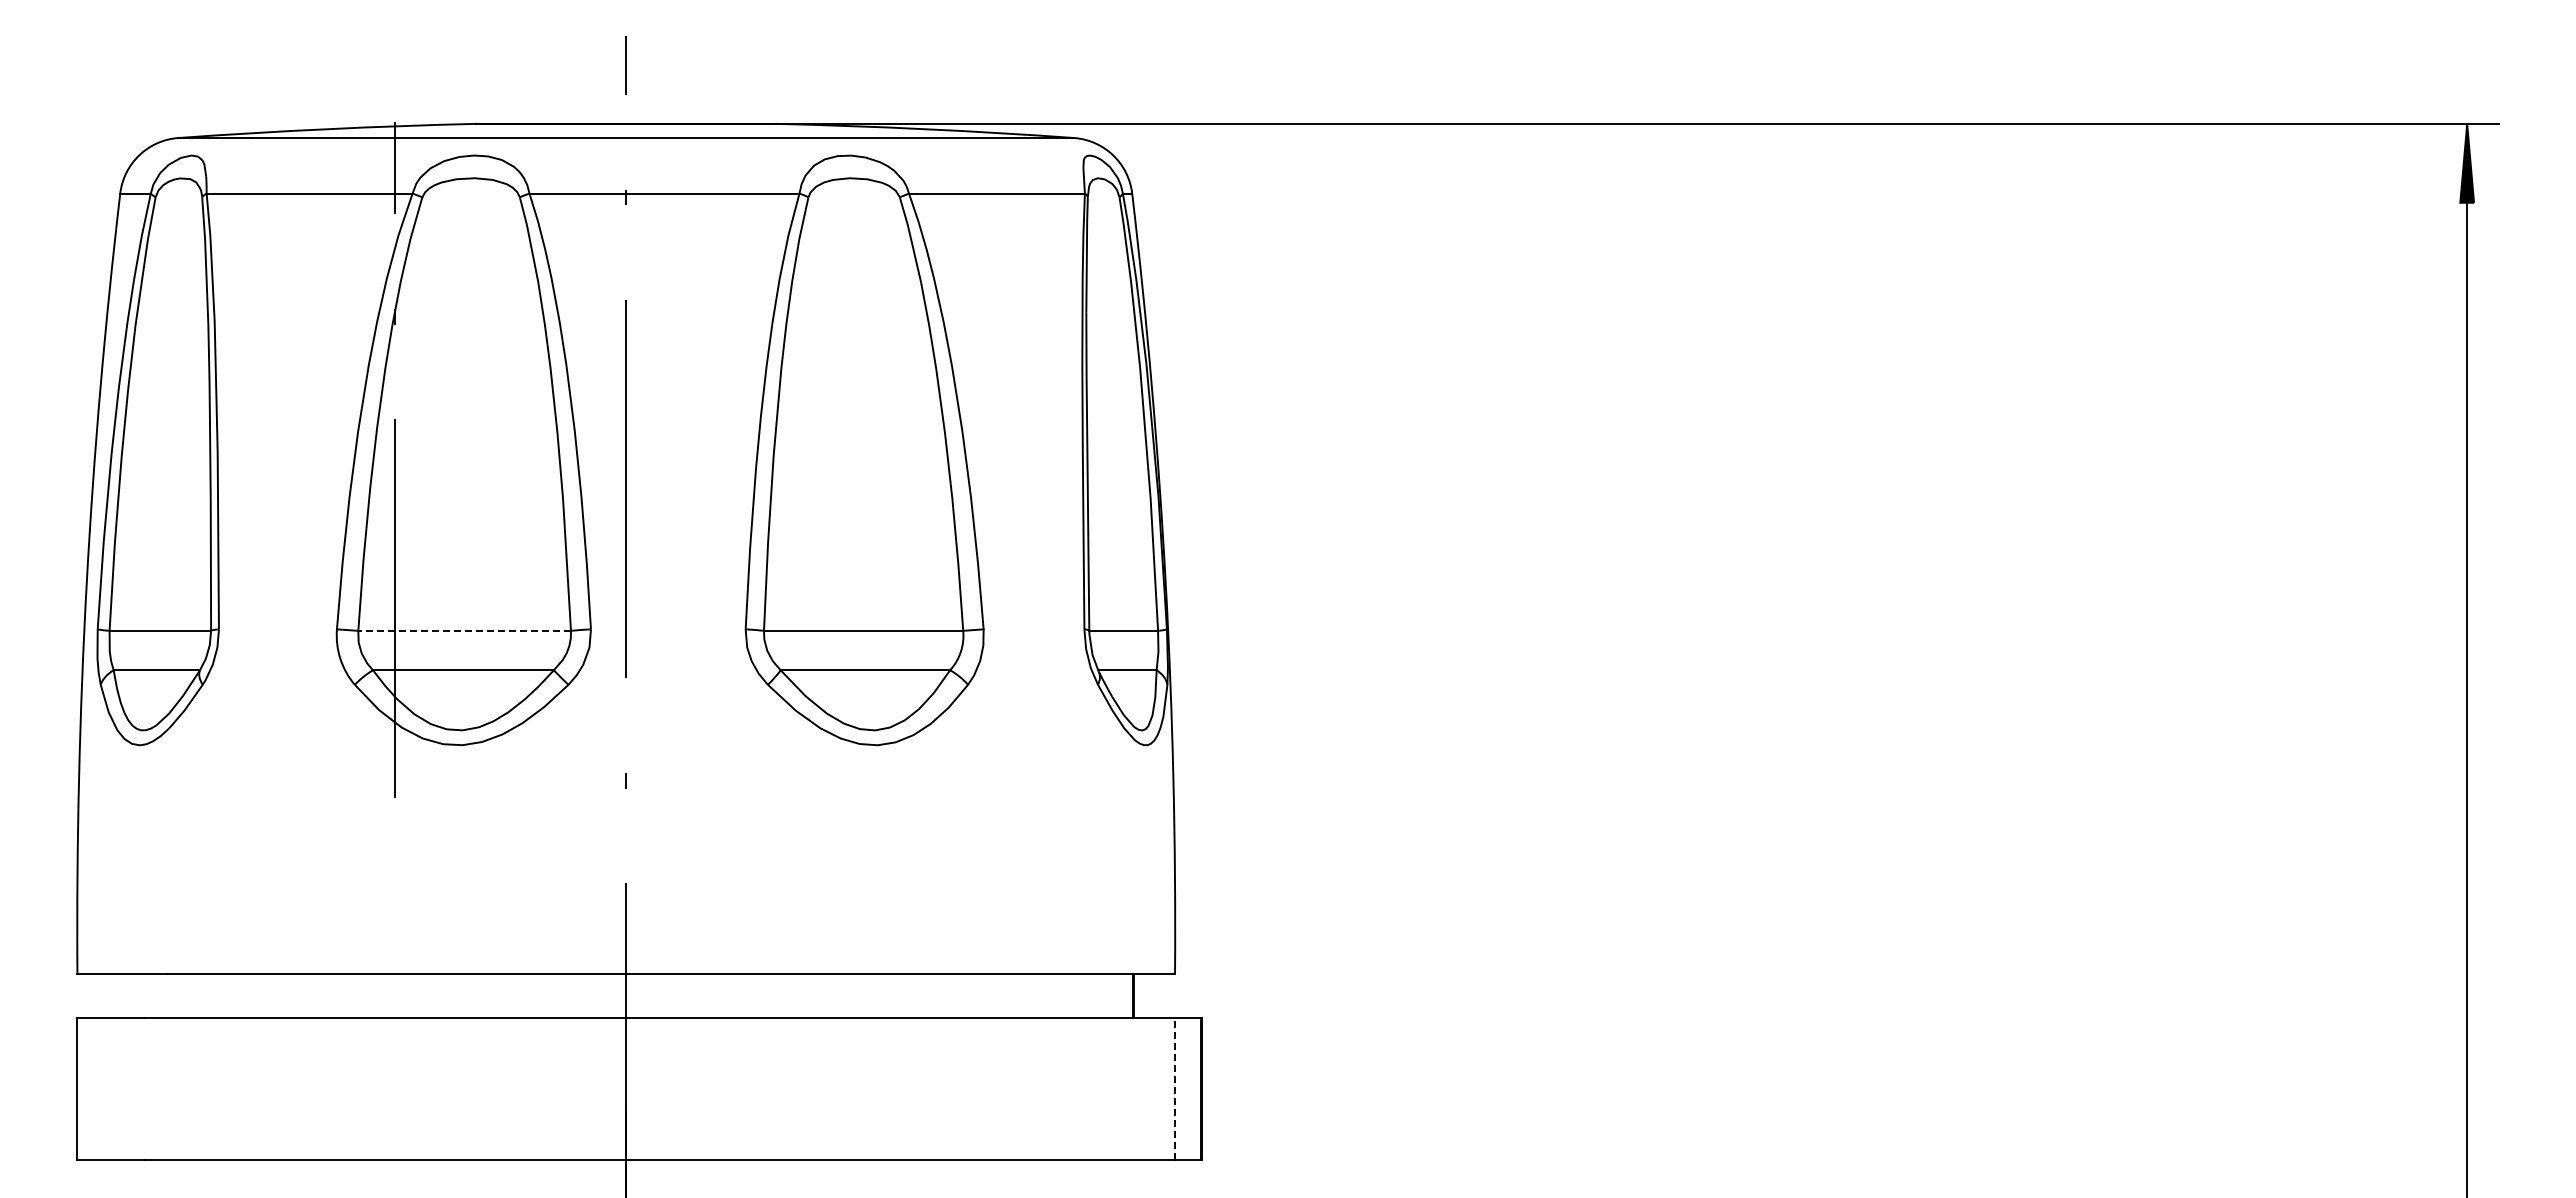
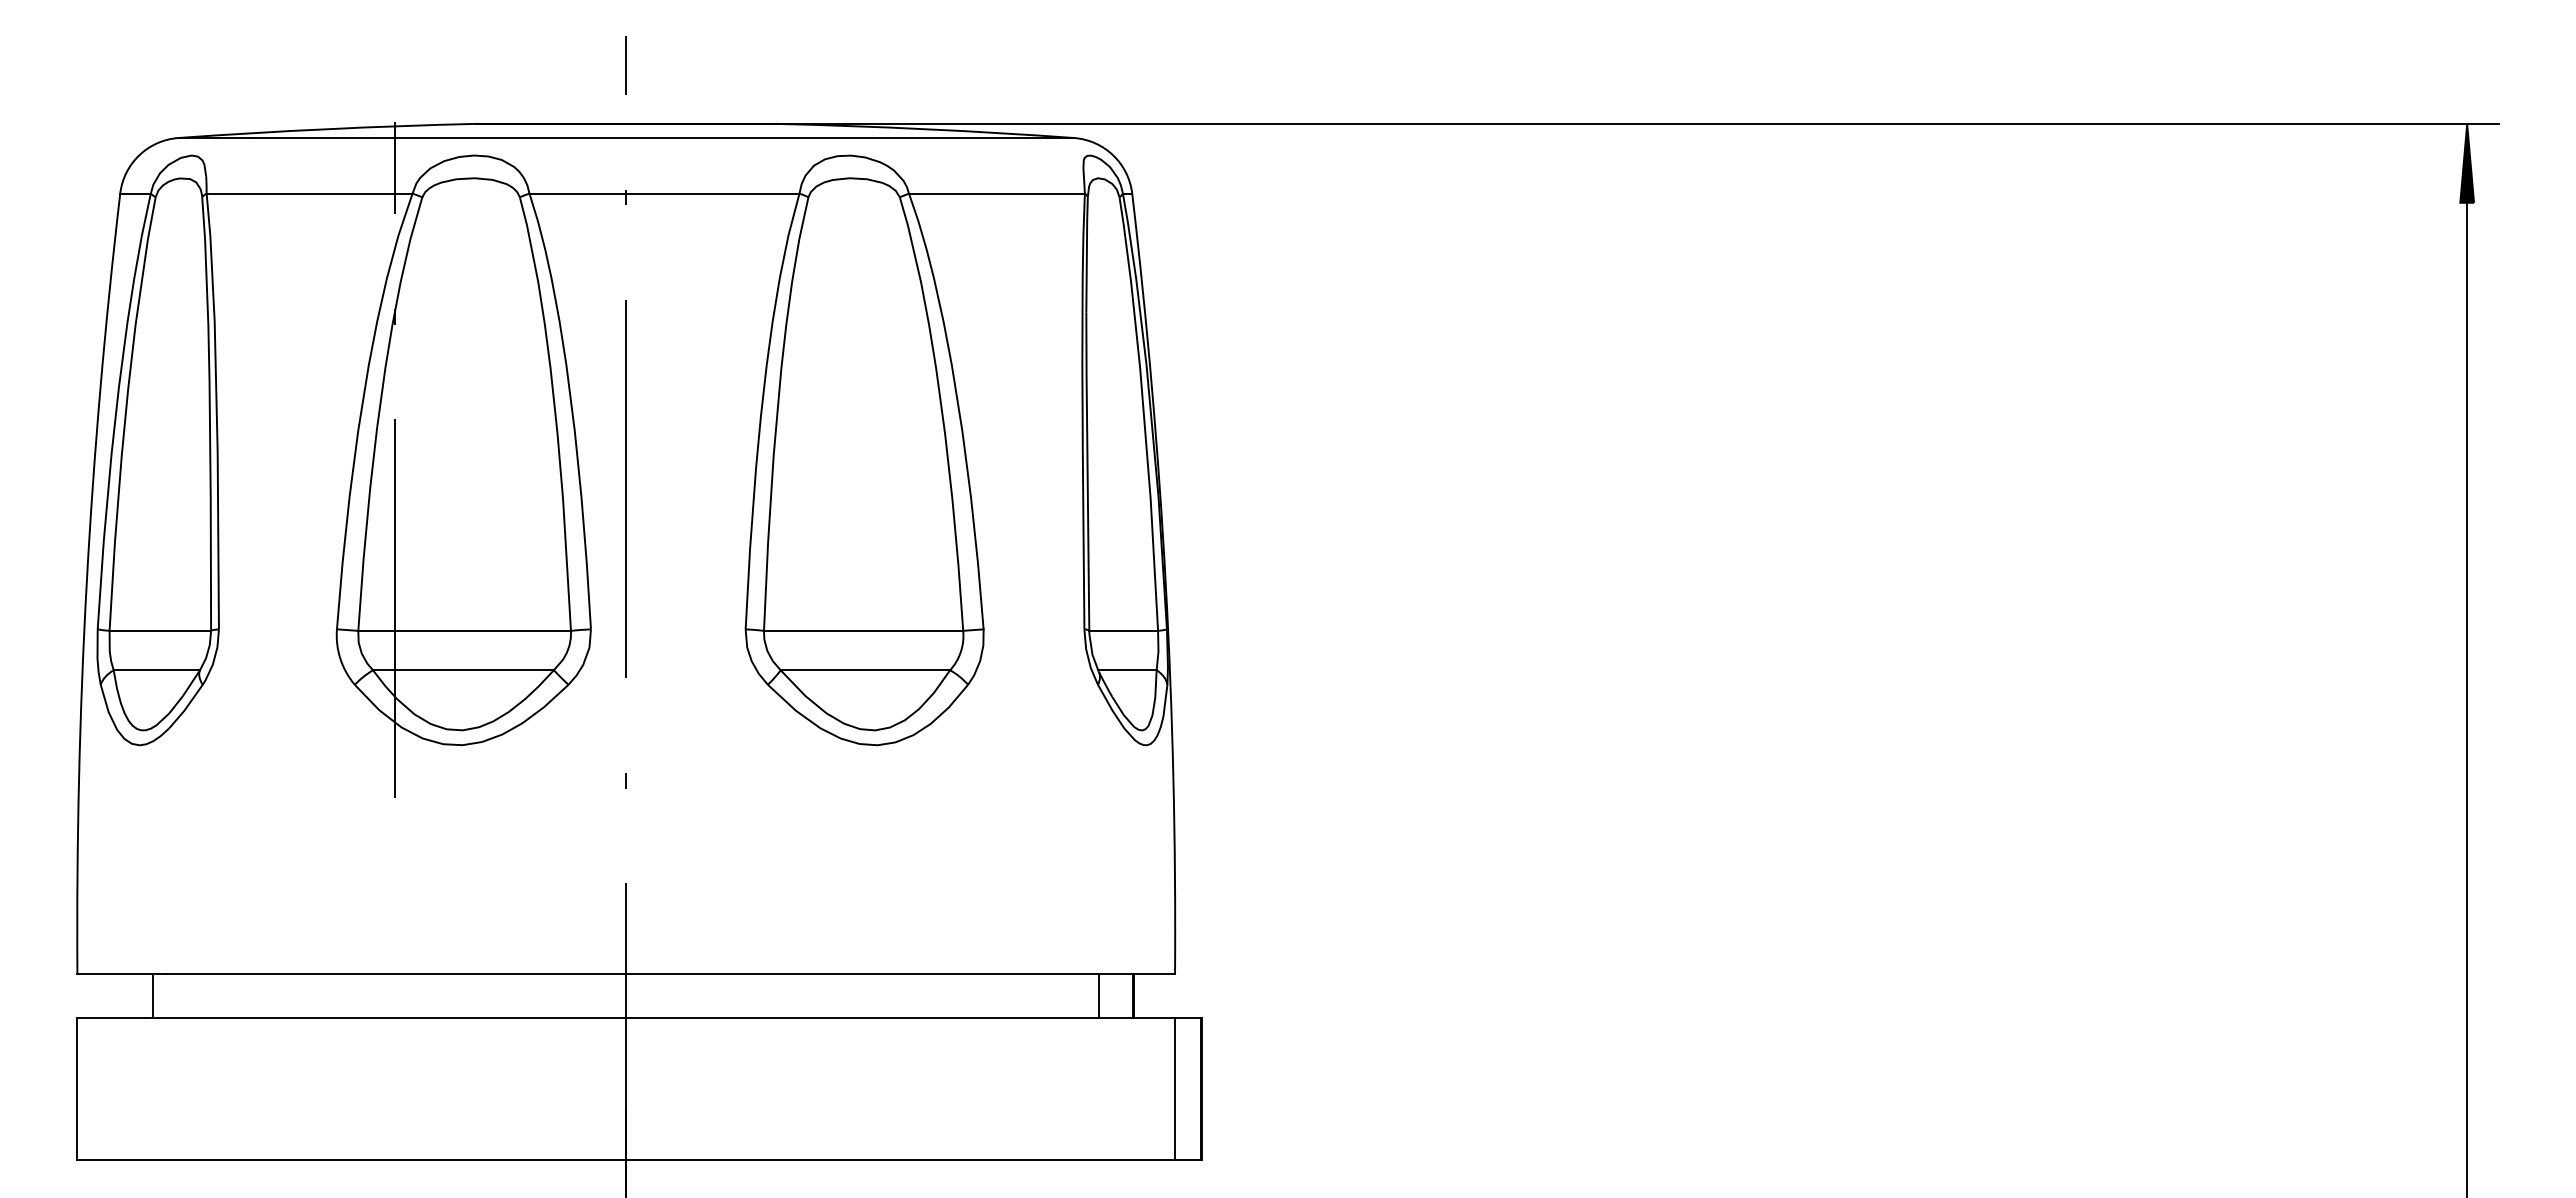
line: dashed -> solid (464, 630)
line: none -> present (153, 995)
line: none -> present (1098, 995)
line: dashed -> solid (1174, 1088)
